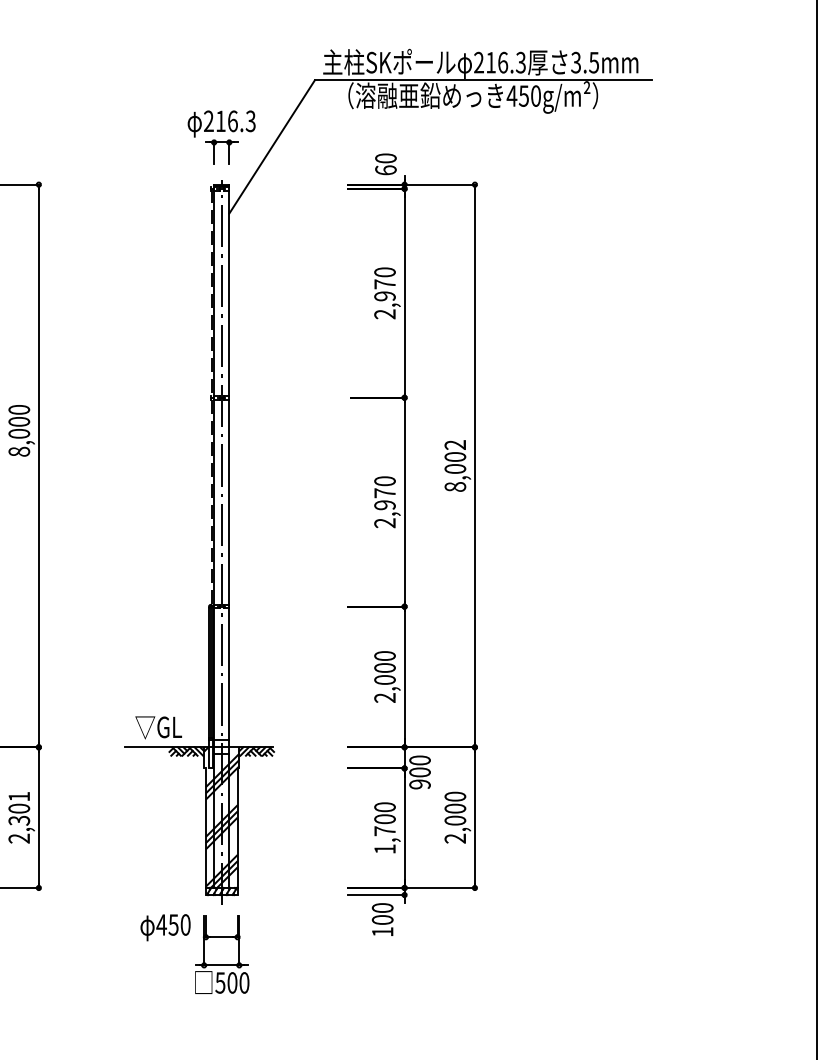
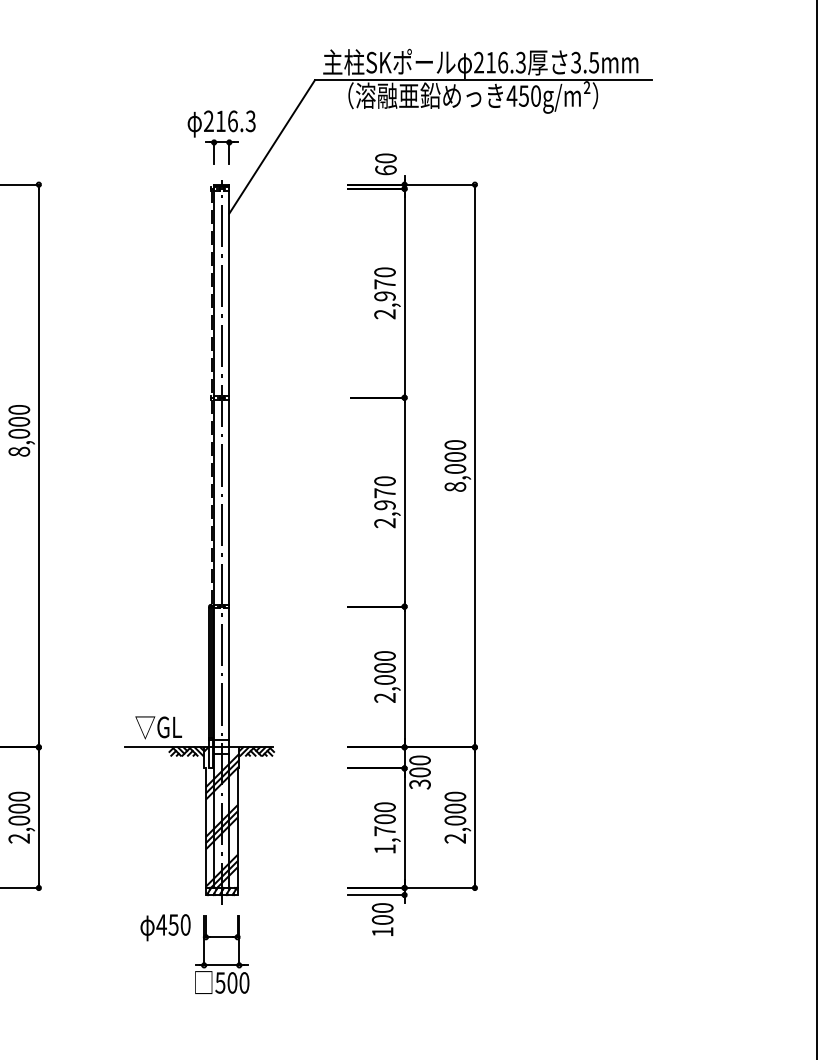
text: 8,002 -> 8,000 (455, 444)
text: 900 -> 300 (419, 784)
text: 2,301 -> 2,000 (19, 808)
